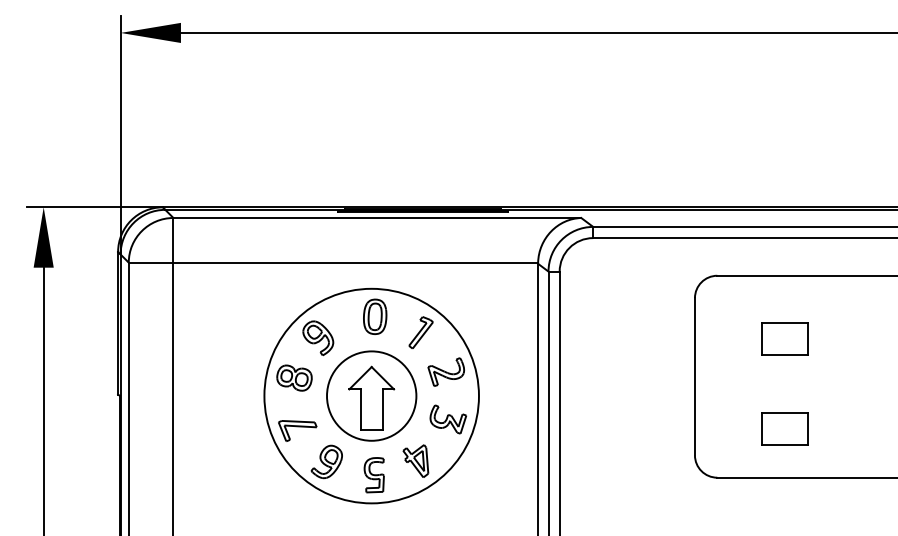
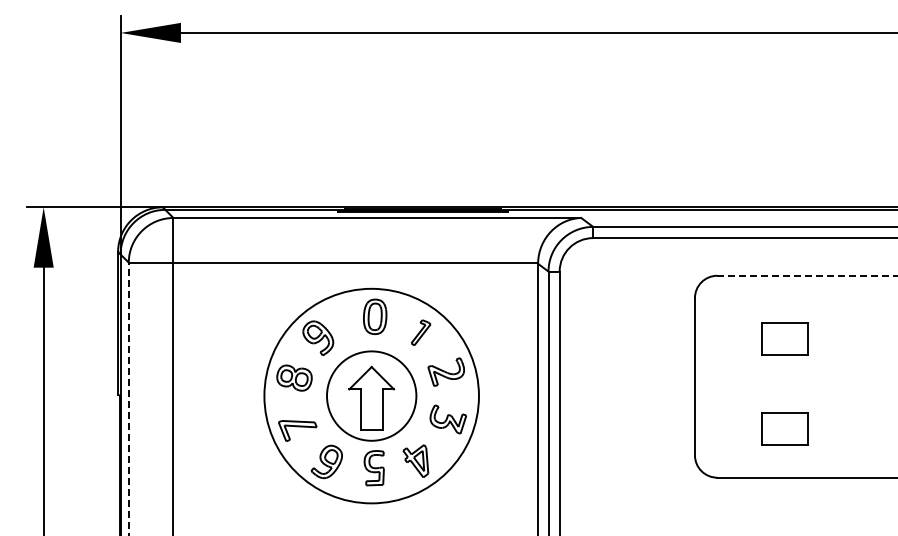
line: solid -> dashed (807, 275)
part size: 26x34 px -> 21x27 px (421, 332)
line: solid -> dashed (128, 398)
part position: (373, 475) -> (373, 468) (373, 468)
